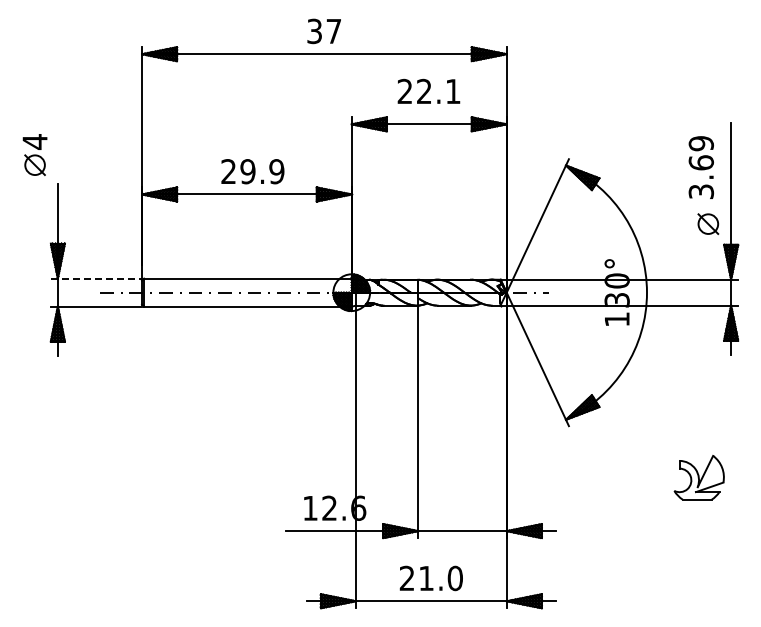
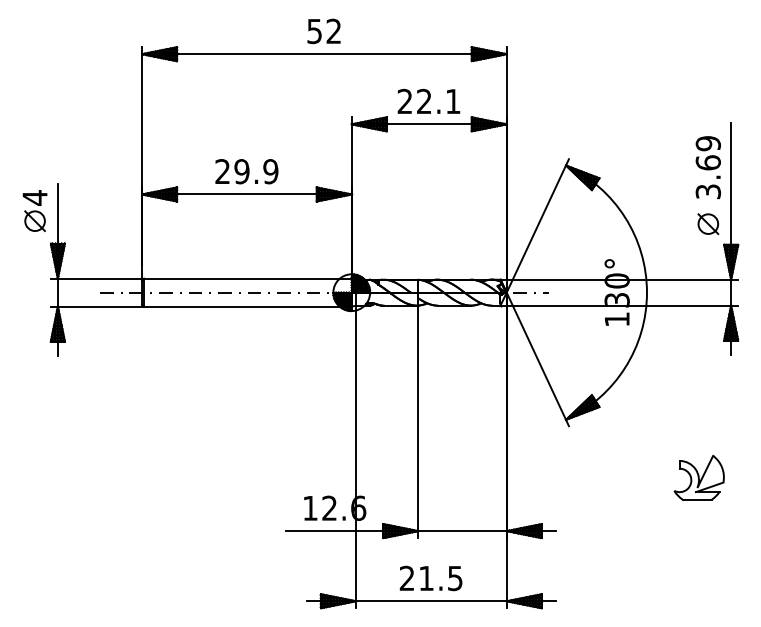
text: 37 -> 52 (324, 30)
text position: (428, 90) -> (428, 100) (428, 100)
part position: (34, 154) -> (34, 210) (34, 210)
text position: (700, 167) -> (707, 167) (707, 167)
text position: (252, 171) -> (246, 171) (246, 171)
line: dashed -> solid (96, 278)
text: 21.0 -> 21.5 (454, 578)
